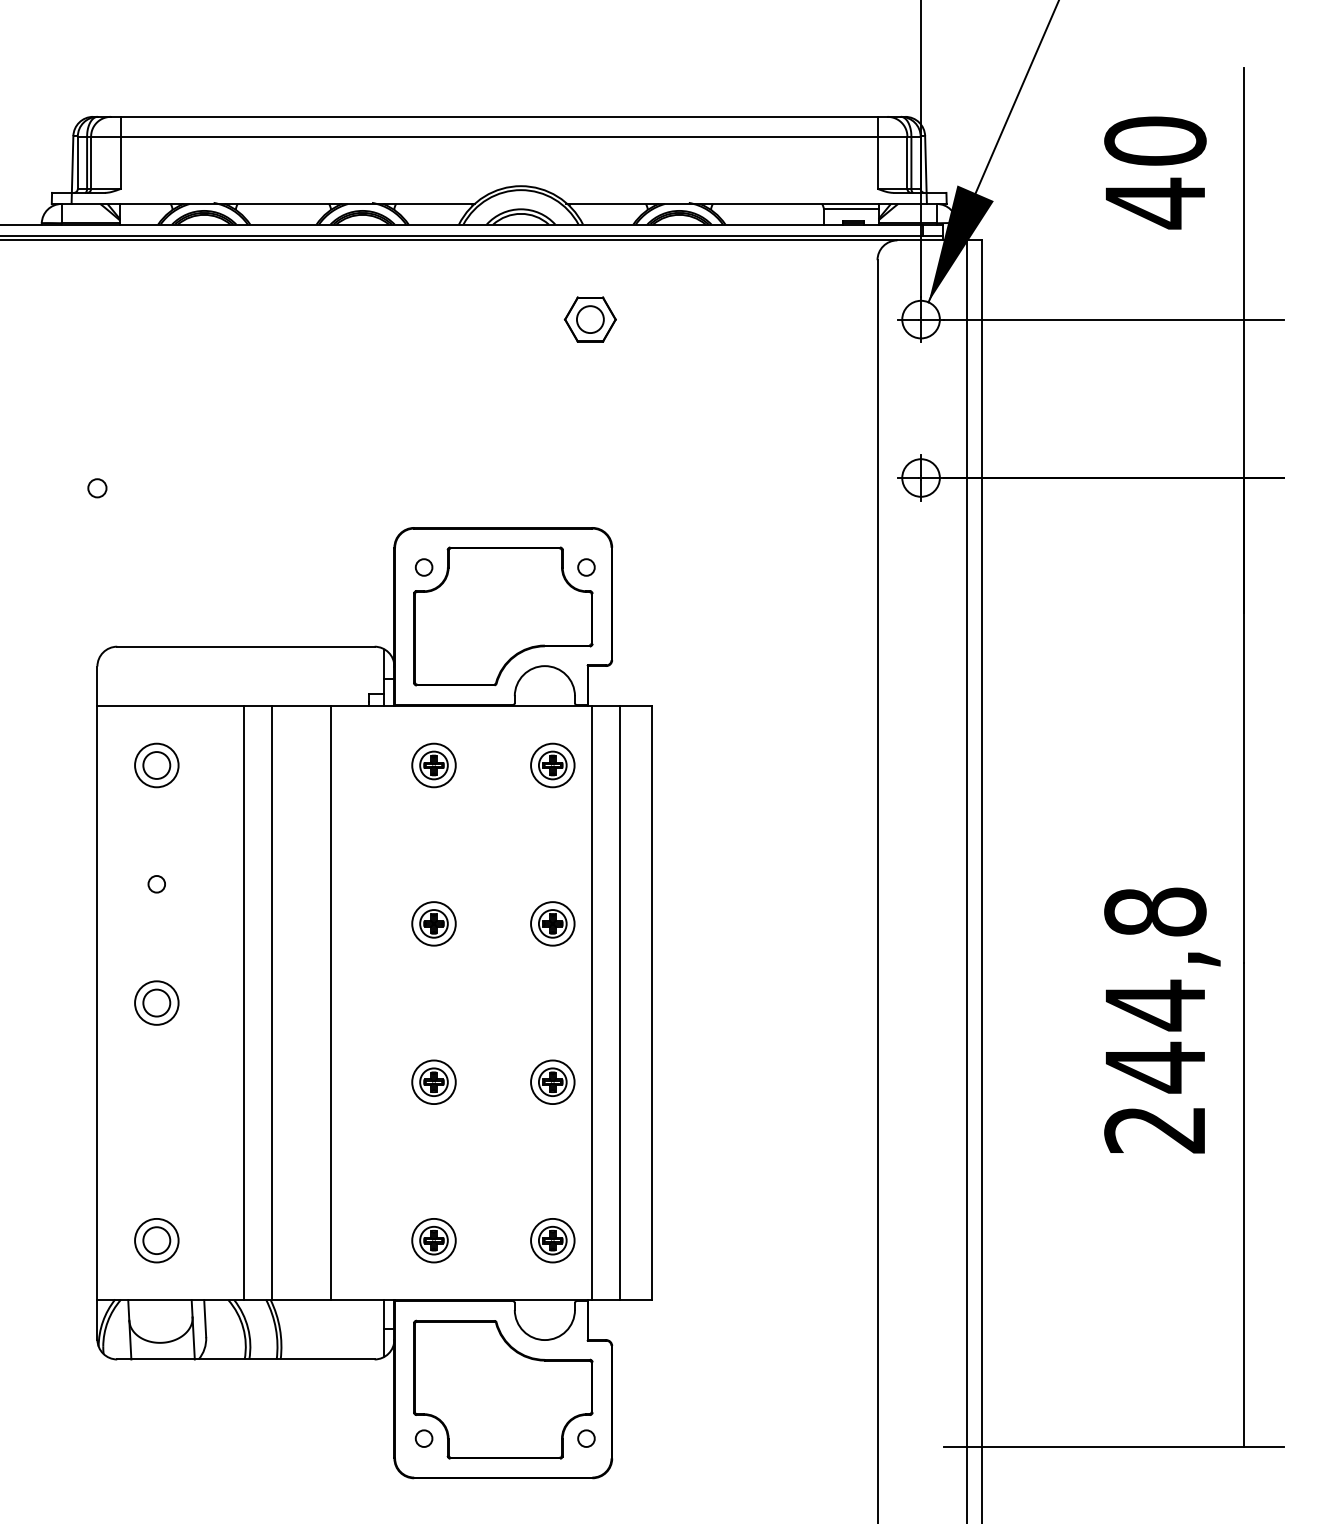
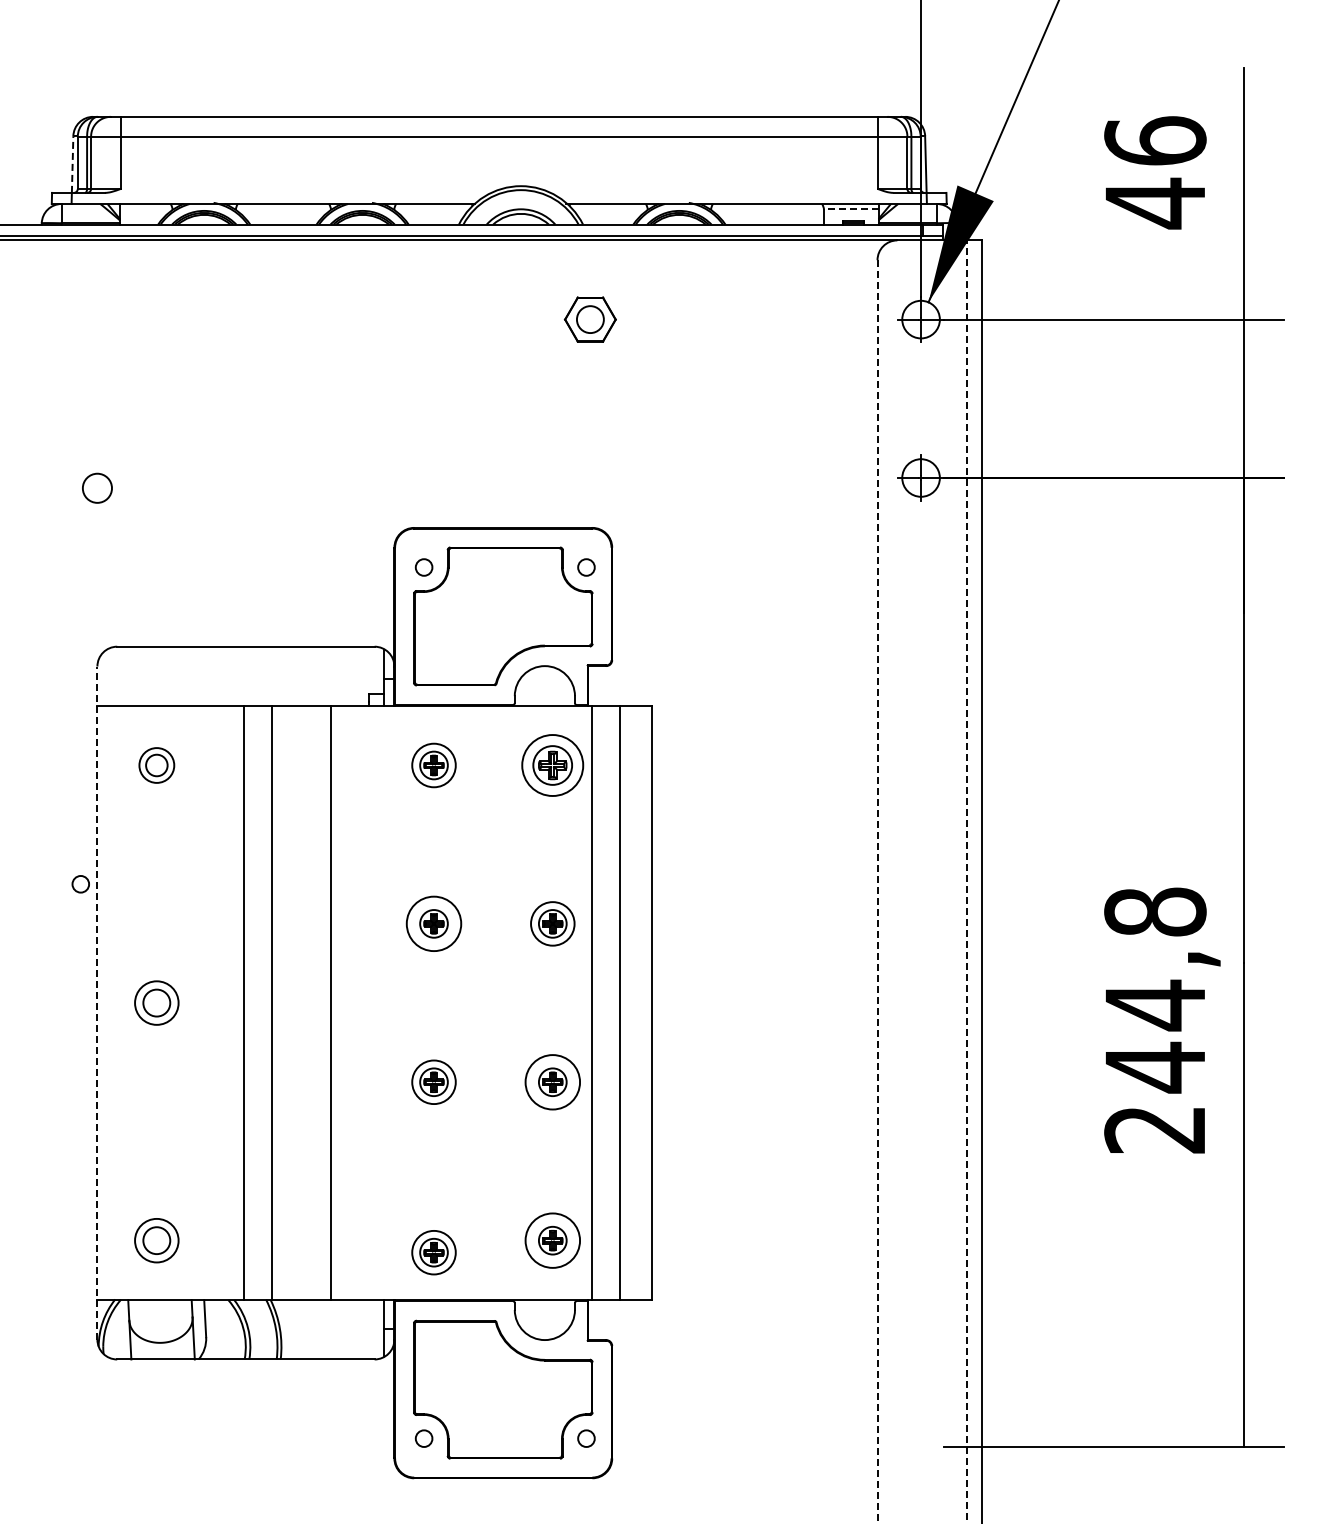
text: 40 -> 46 (1155, 140)
line: solid -> dashed (72, 164)
line: solid -> dashed (850, 209)
circle diameter: 18 px -> 29 px (97, 487)
part size: 46x47 px -> 38x37 px (156, 765)
part size: 46x47 px -> 64x63 px (552, 765)
line: solid -> dashed (966, 881)
circle position: (156, 884) -> (80, 884) (80, 884)
line: solid -> dashed (877, 892)
circle diameter: 44 px -> 54 px (433, 923)
line: solid -> dashed (97, 1003)
circle diameter: 44 px -> 54 px (552, 1082)
part position: (433, 1240) -> (433, 1252) (433, 1252)
circle diameter: 44 px -> 54 px (552, 1240)
